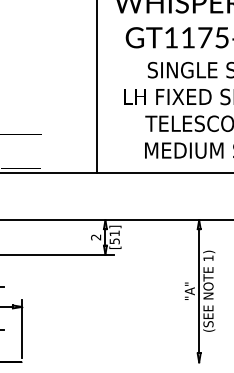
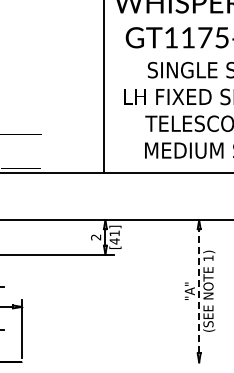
line position: (96, 87) -> (103, 87) (103, 87)
text: [51] -> [41] (114, 241)
line: solid -> dashed (199, 290)
